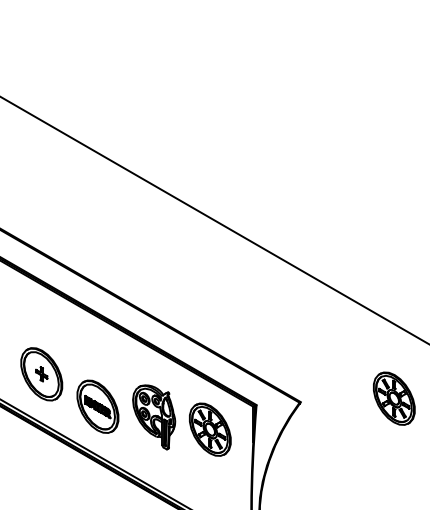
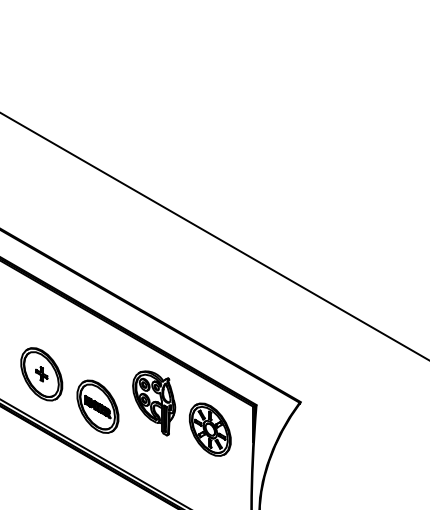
line position: (214, 219) -> (214, 235) (214, 235)
part: present -> none (394, 398)
part position: (154, 417) -> (154, 403) (154, 403)
